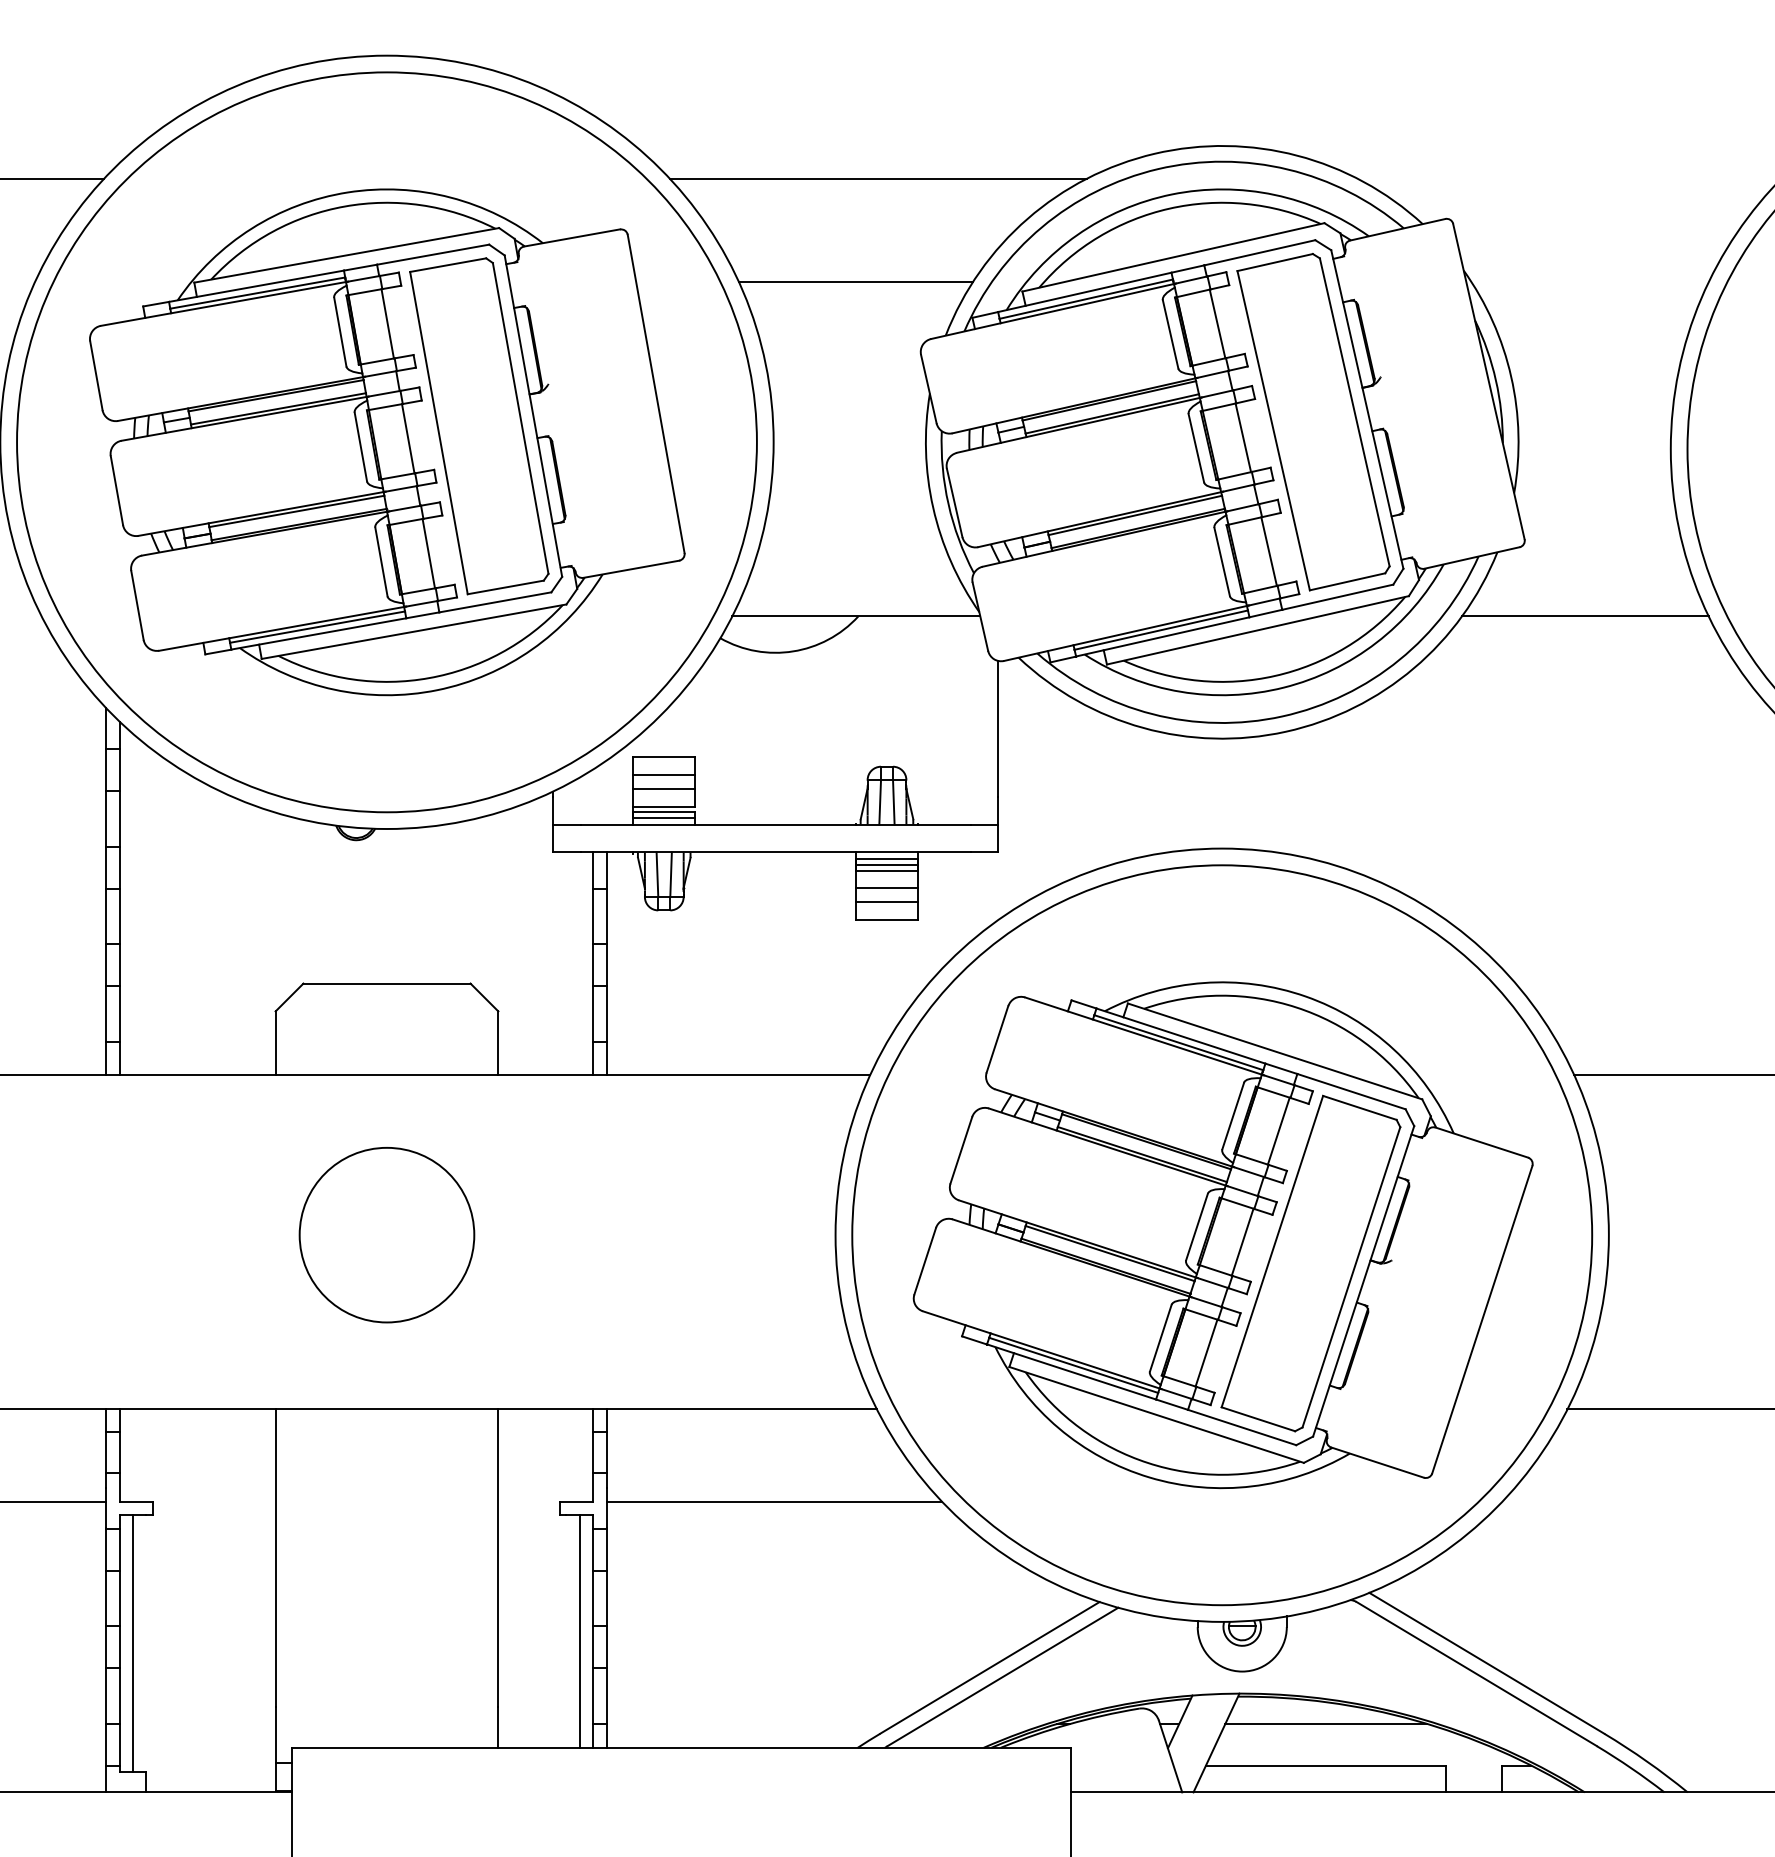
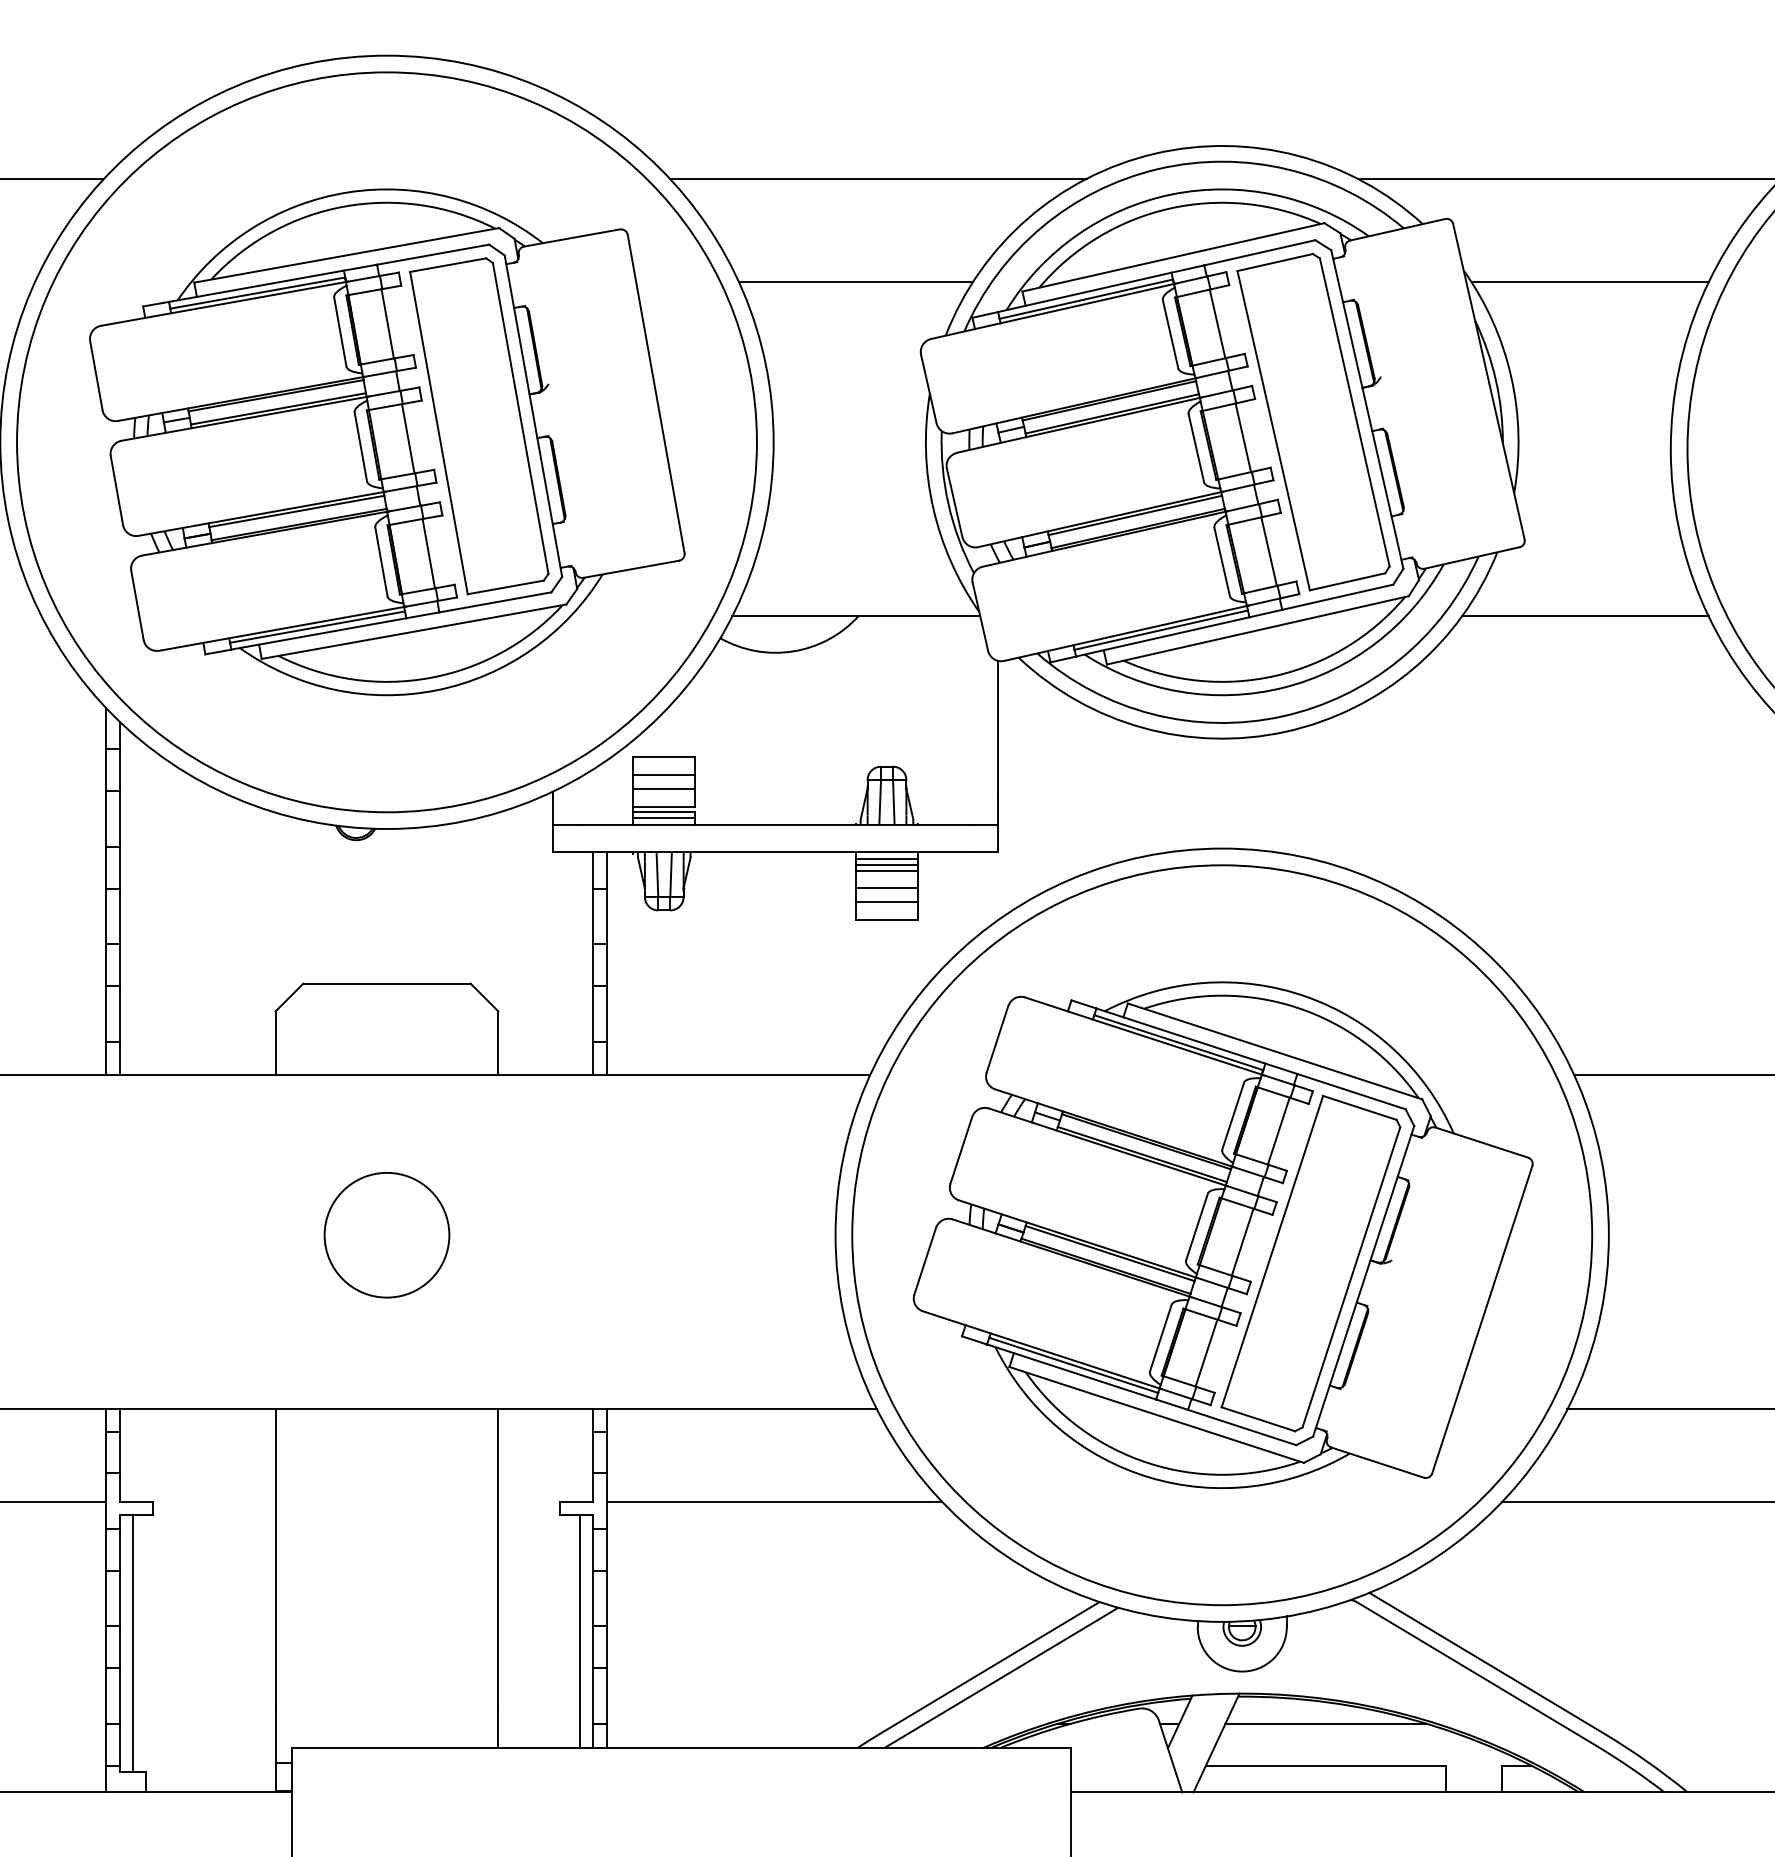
line: none -> present (1564, 178)
line: none -> present (1589, 282)
circle size: 178x177 px -> 128x127 px (386, 1235)
line: none -> present (1636, 1501)
